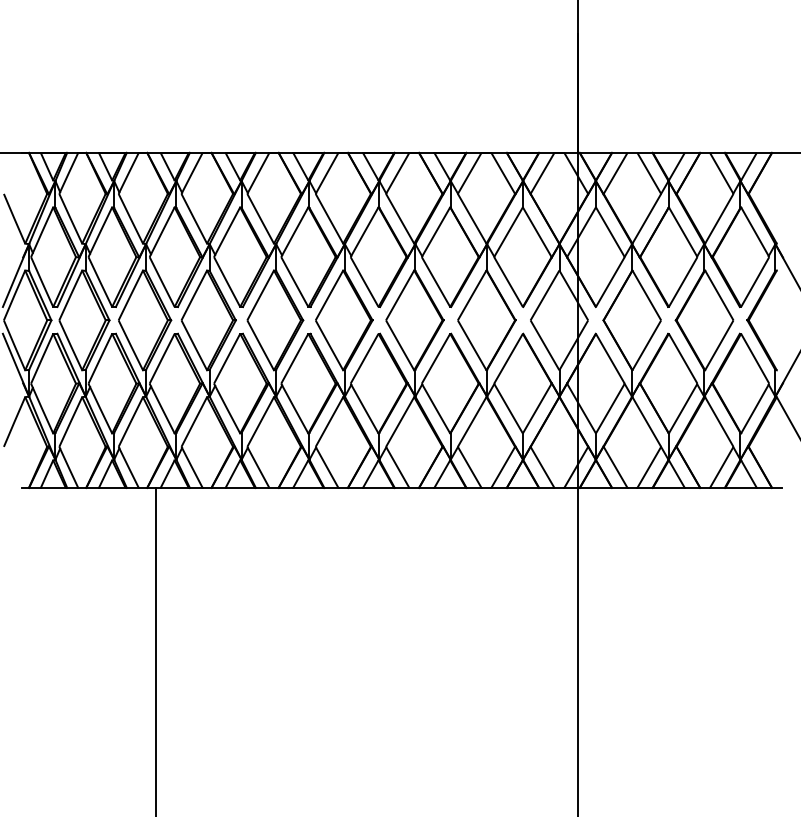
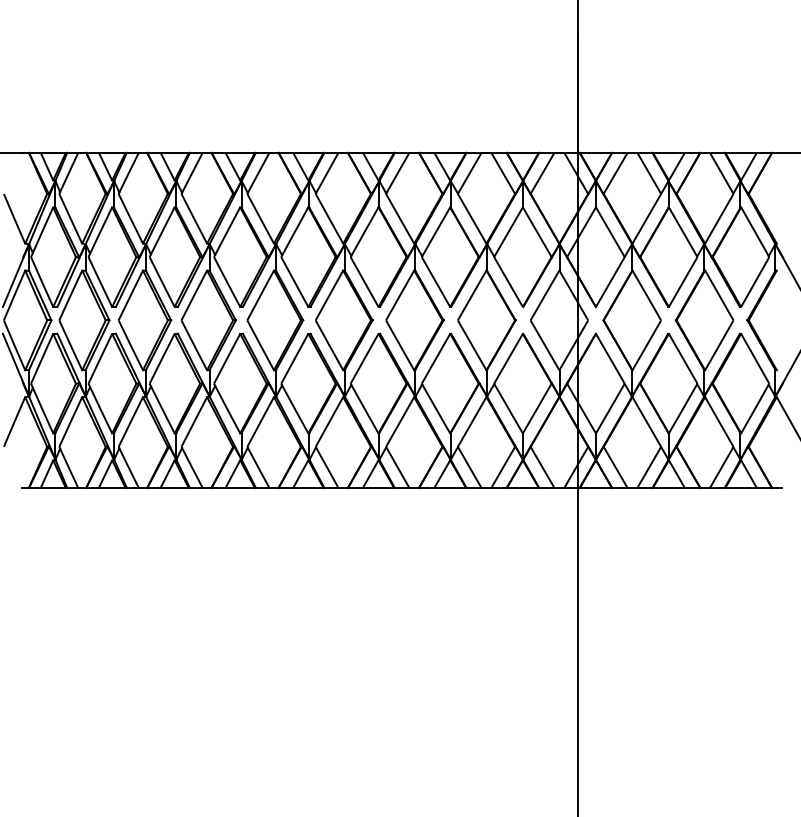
line: present -> none (156, 650)
